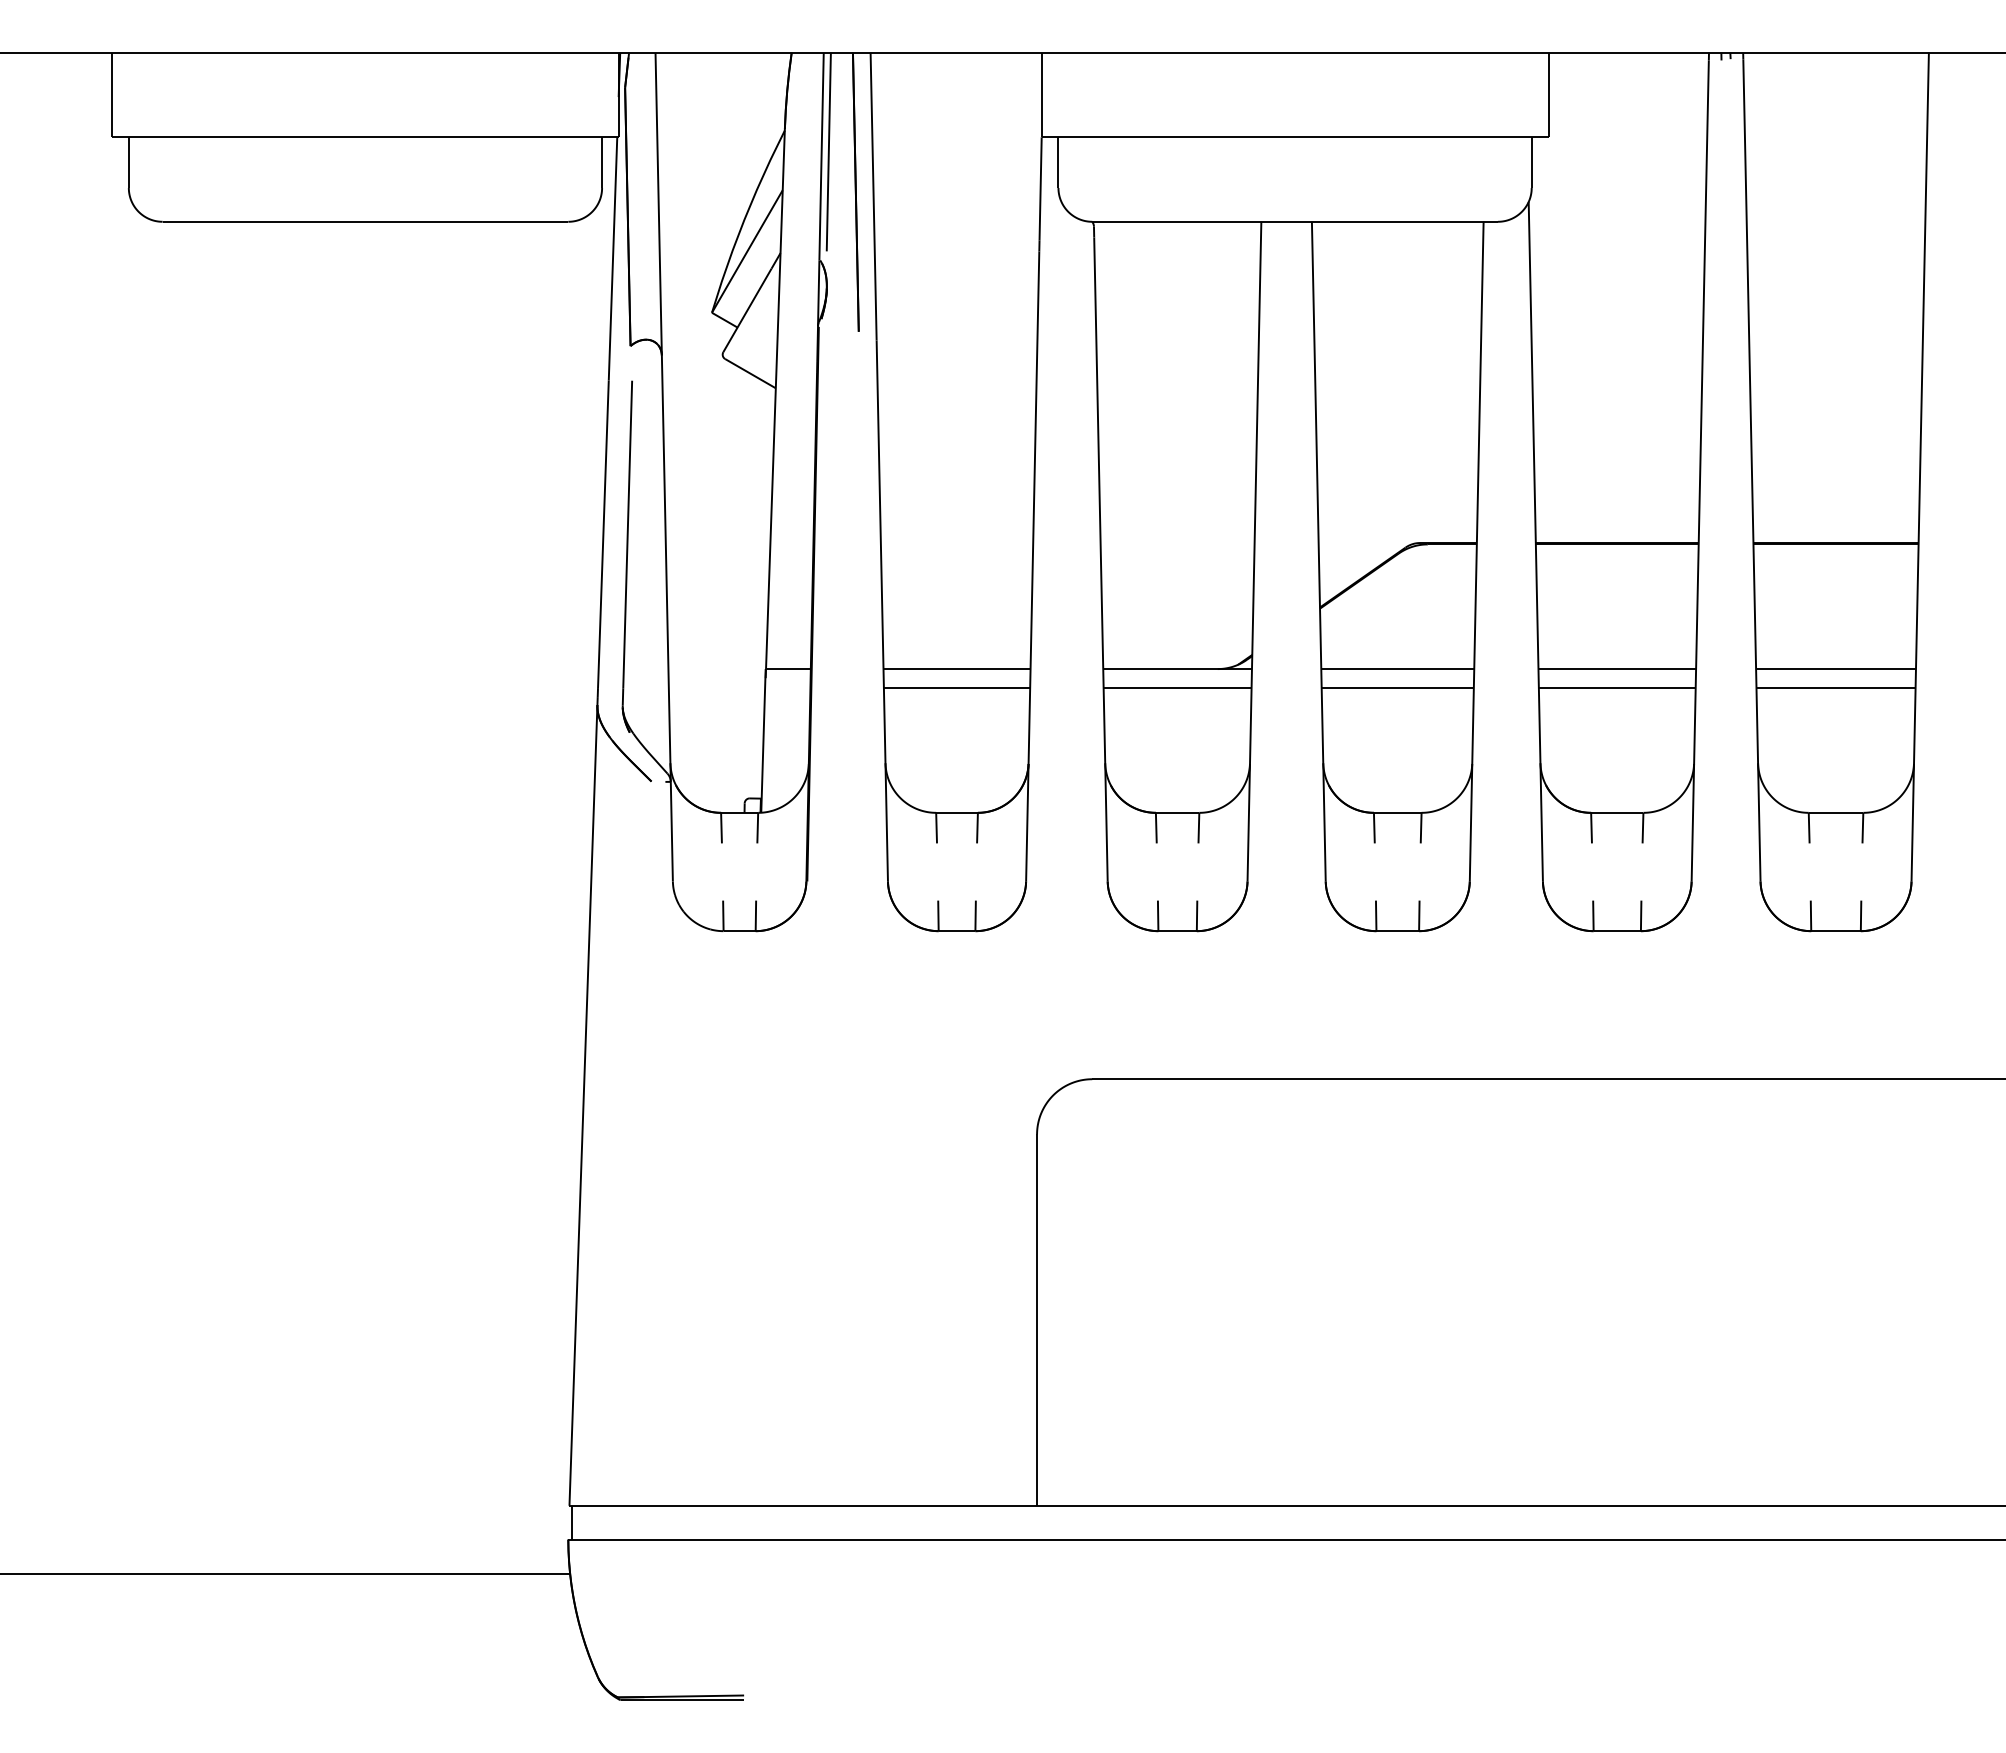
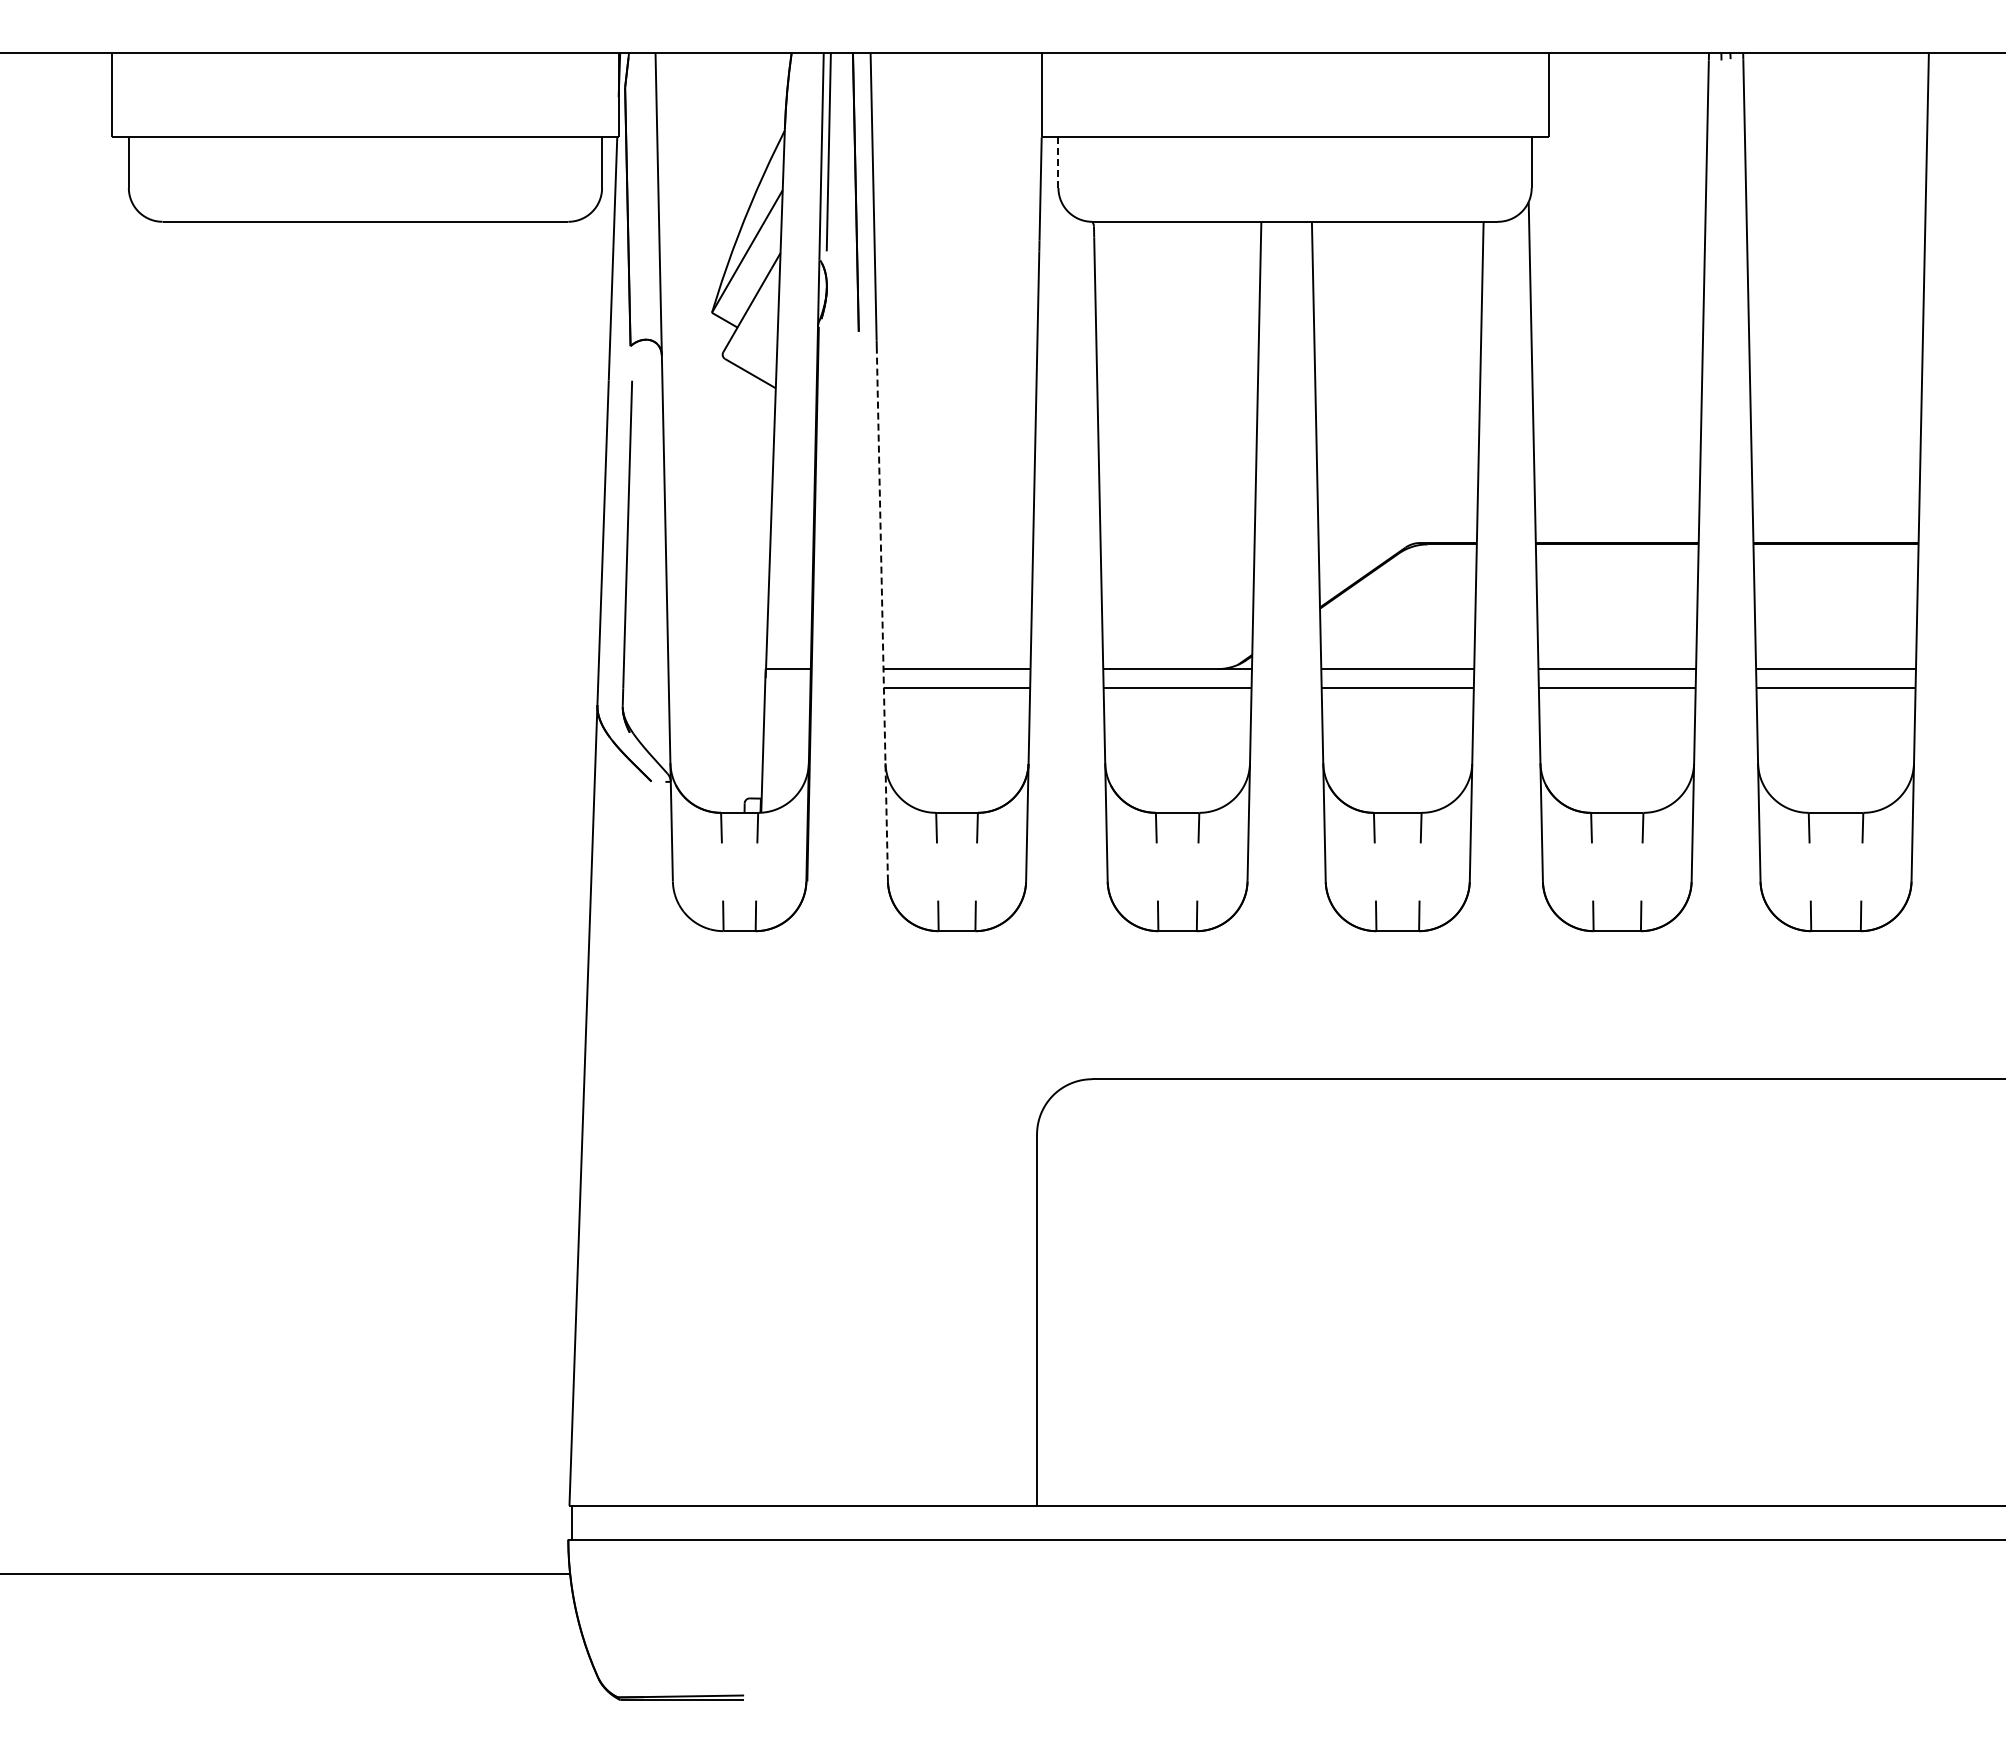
line: solid -> dashed (1058, 162)
line: solid -> dashed (882, 616)
